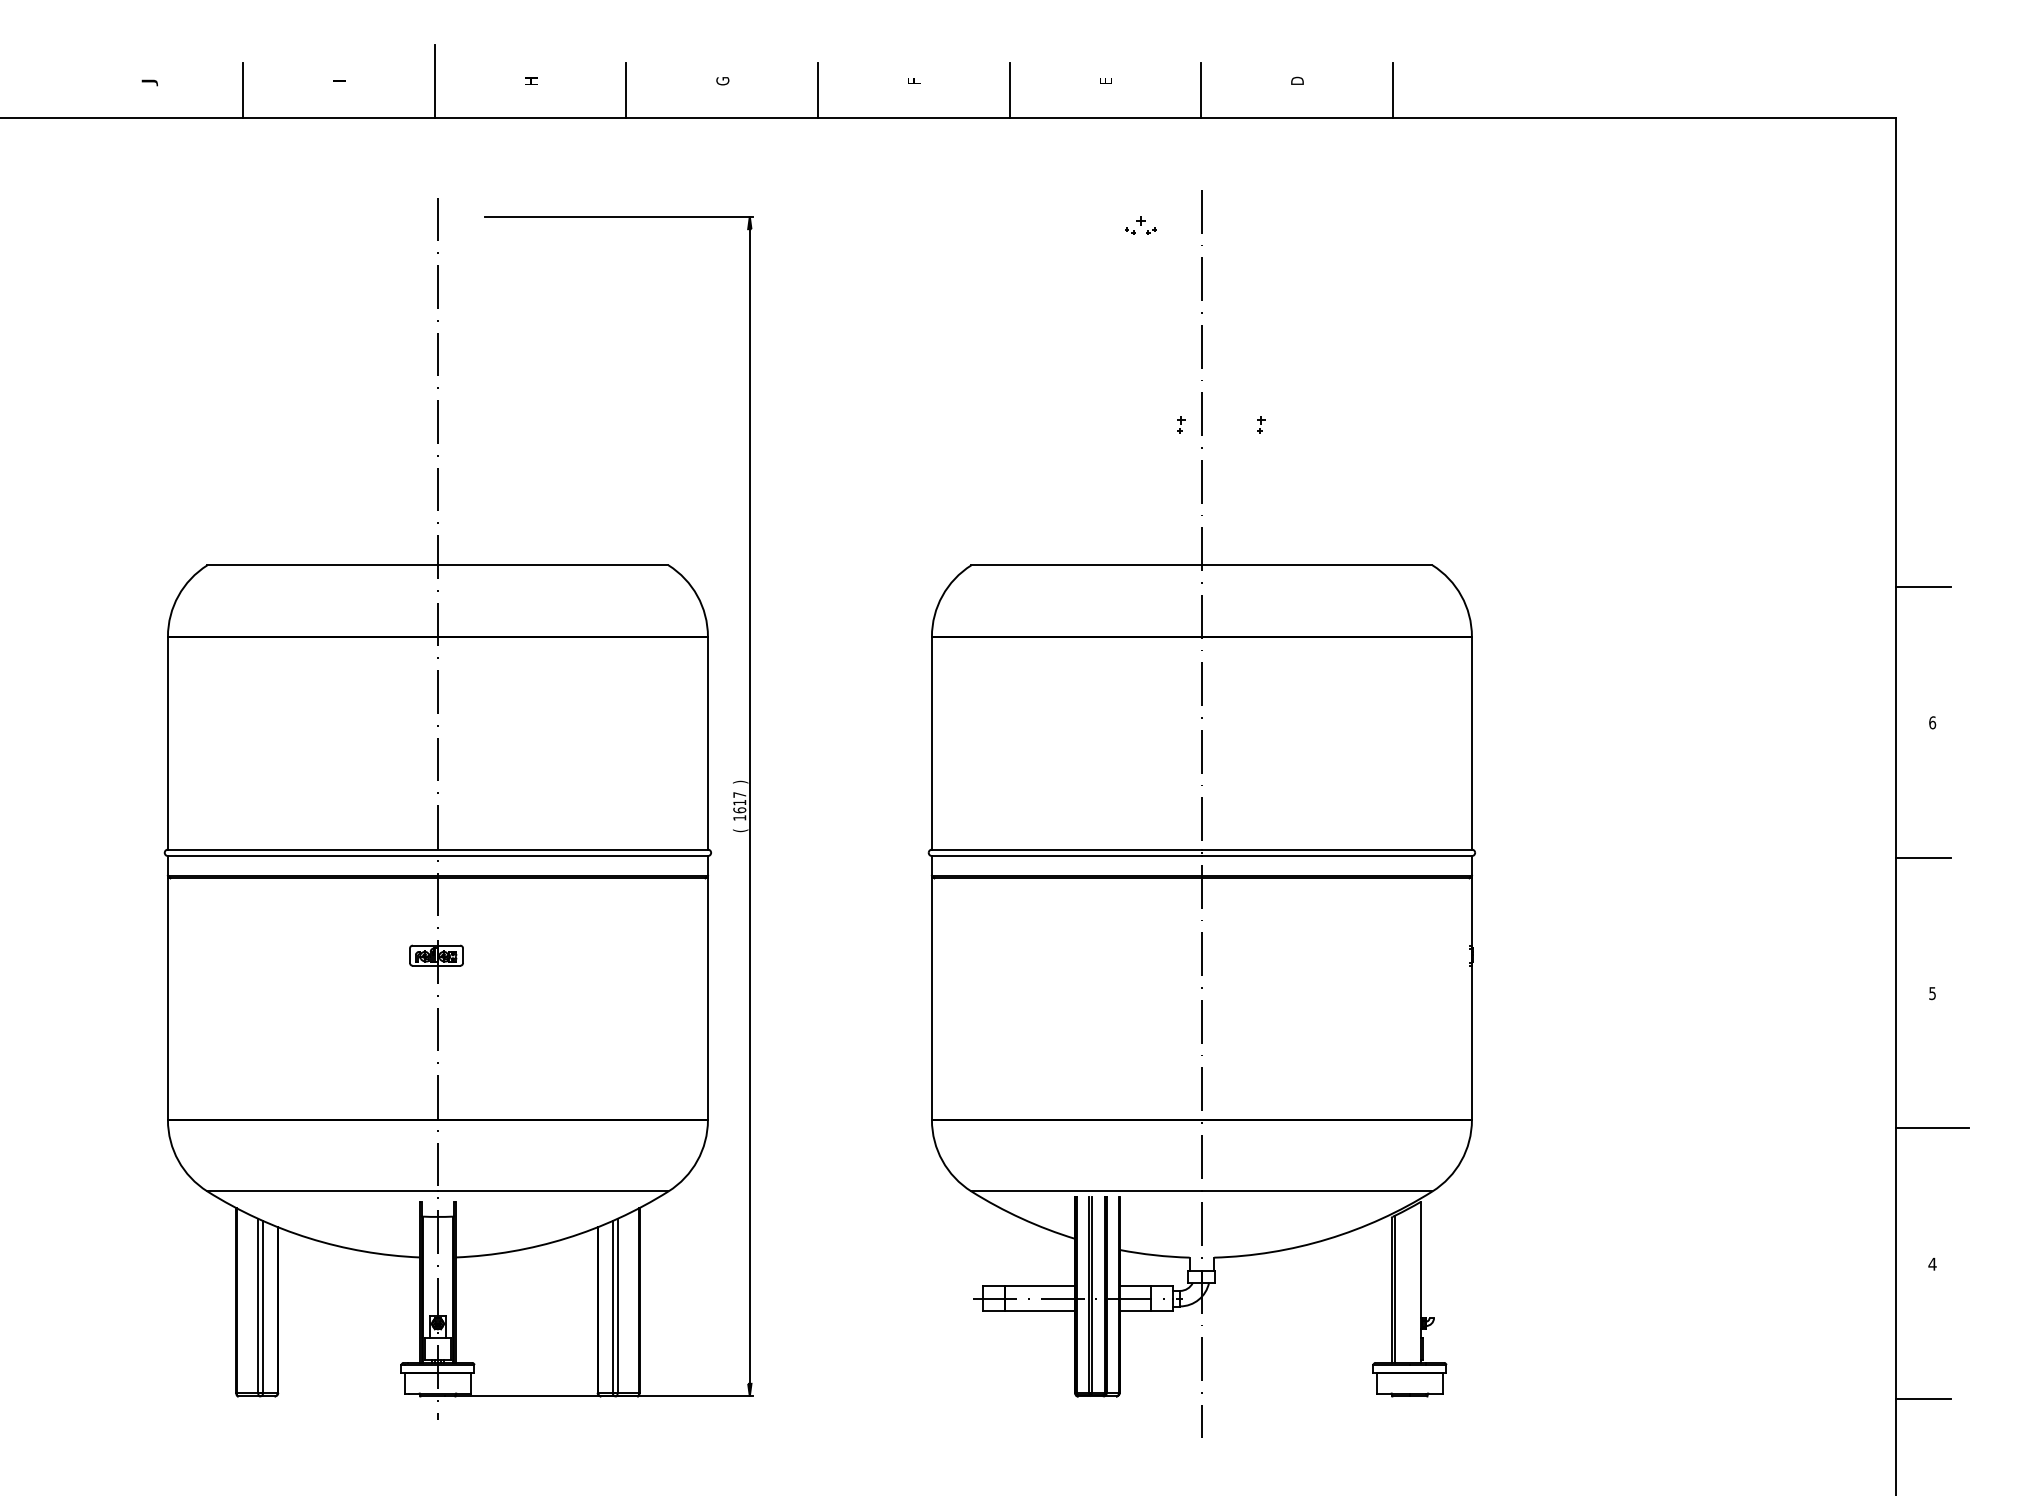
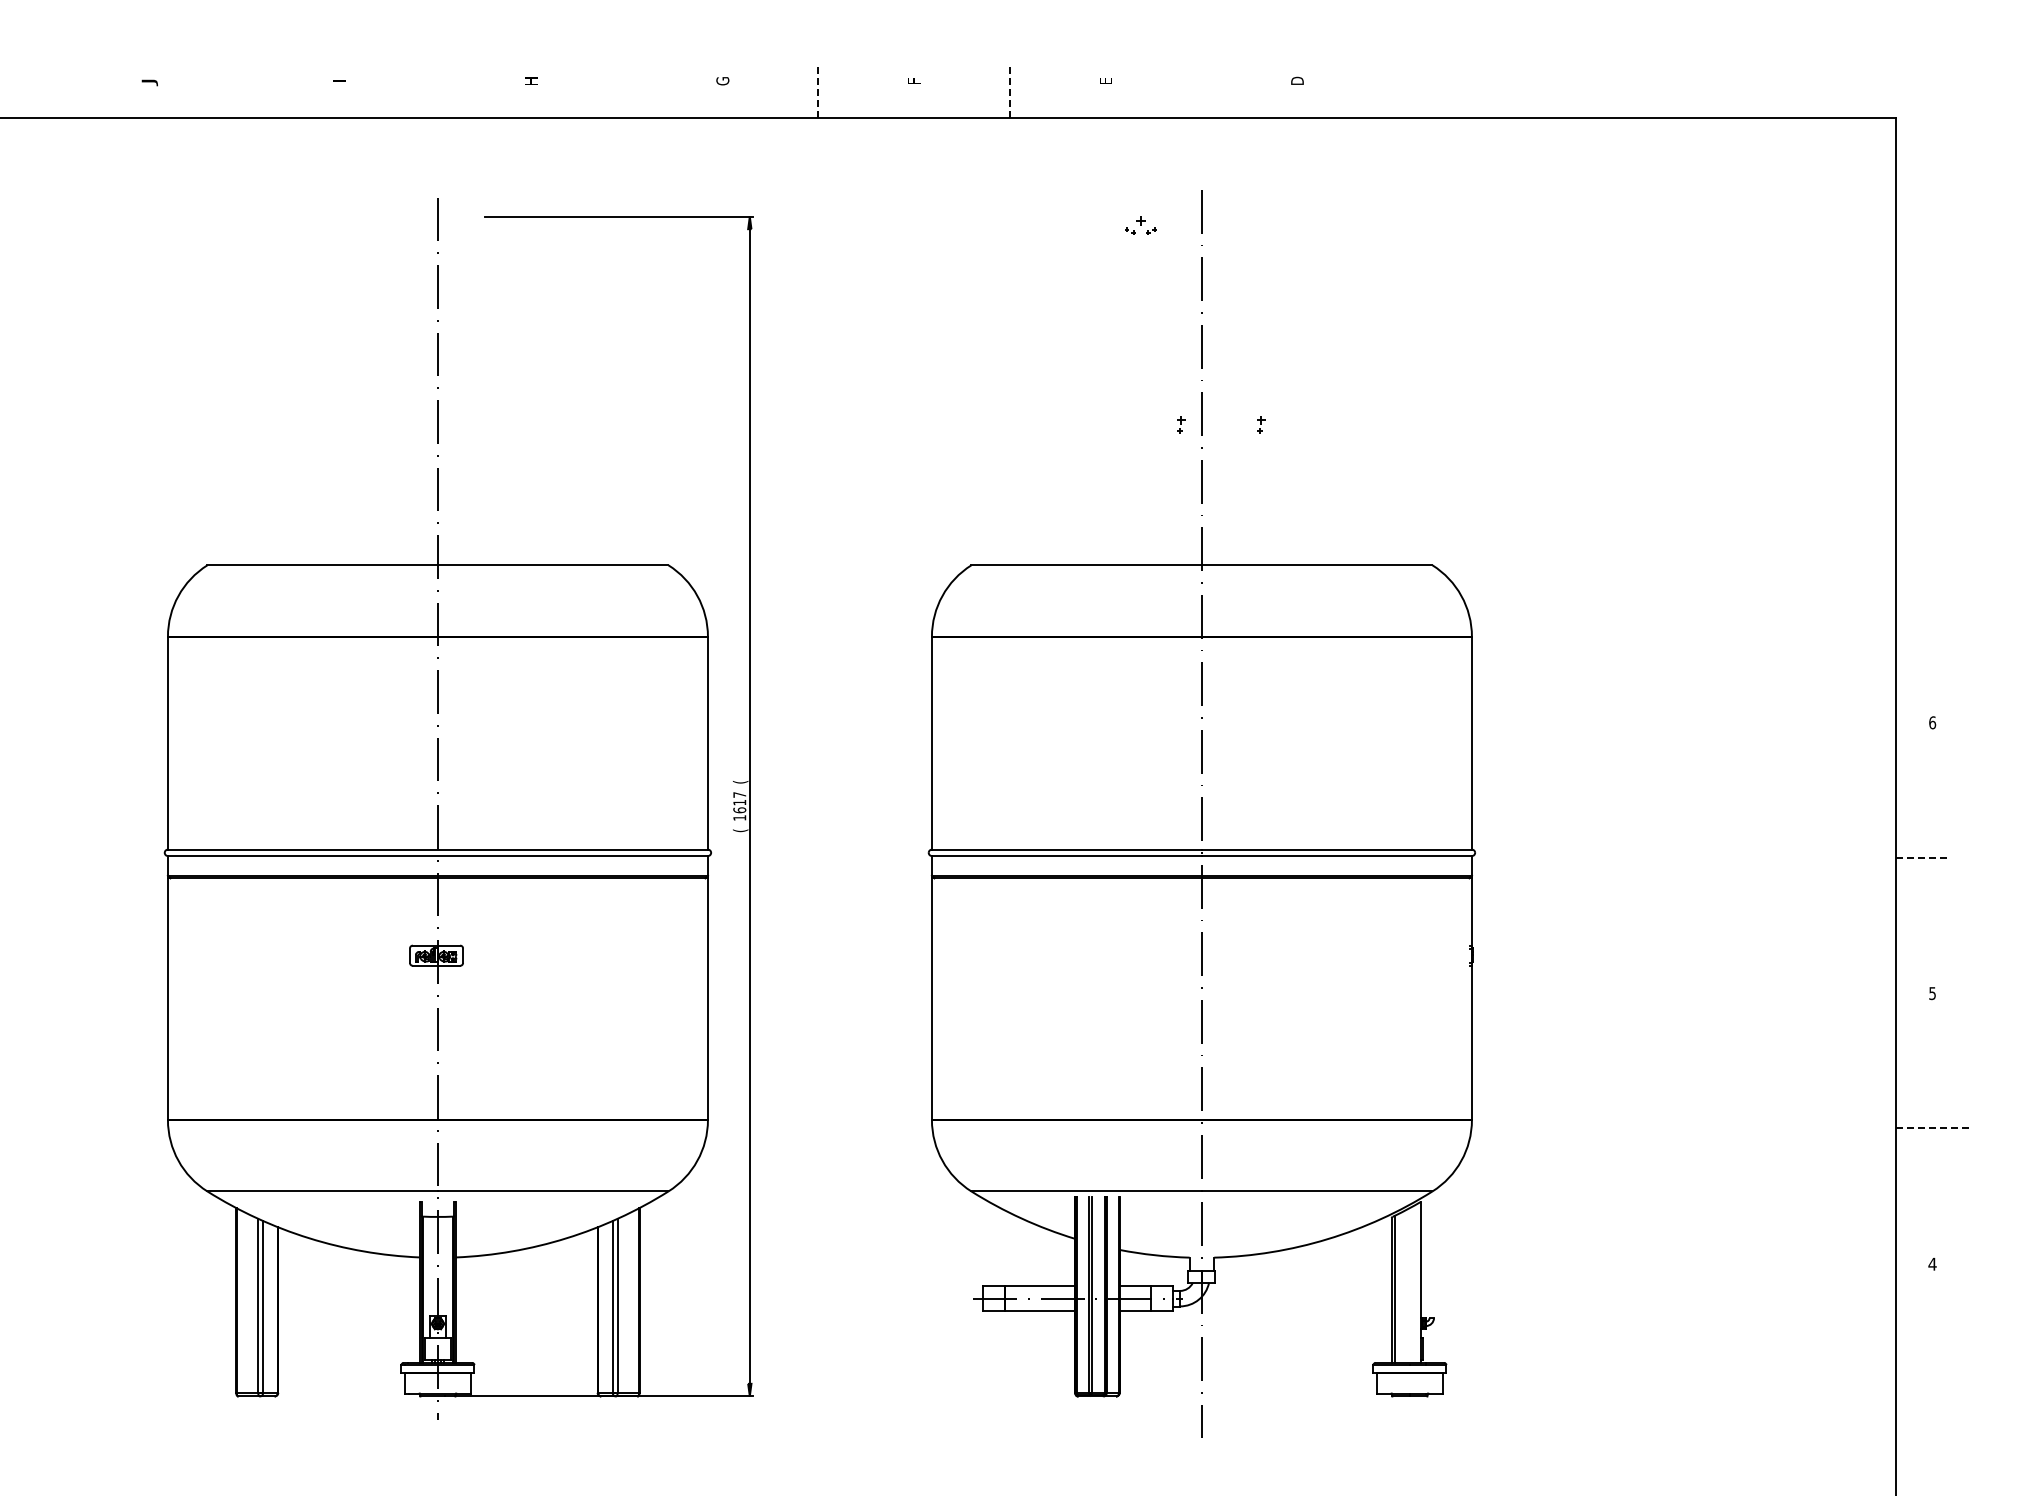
line: present -> none (434, 80)
line: present -> none (243, 89)
line: present -> none (626, 89)
line: solid -> dashed (817, 89)
line: solid -> dashed (1009, 89)
line: present -> none (1201, 89)
line: present -> none (1392, 89)
line: present -> none (1923, 586)
text: ) -> ( (740, 781)
line: solid -> dashed (1923, 857)
line: solid -> dashed (1933, 1128)
line: present -> none (1923, 1398)
